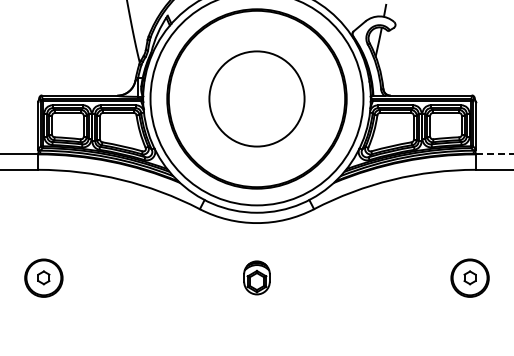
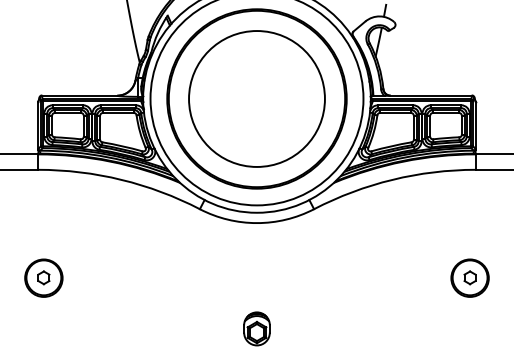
circle diameter: 95 px -> 136 px (256, 98)
line: dashed -> solid (494, 154)
part position: (256, 277) -> (256, 328) (256, 328)
